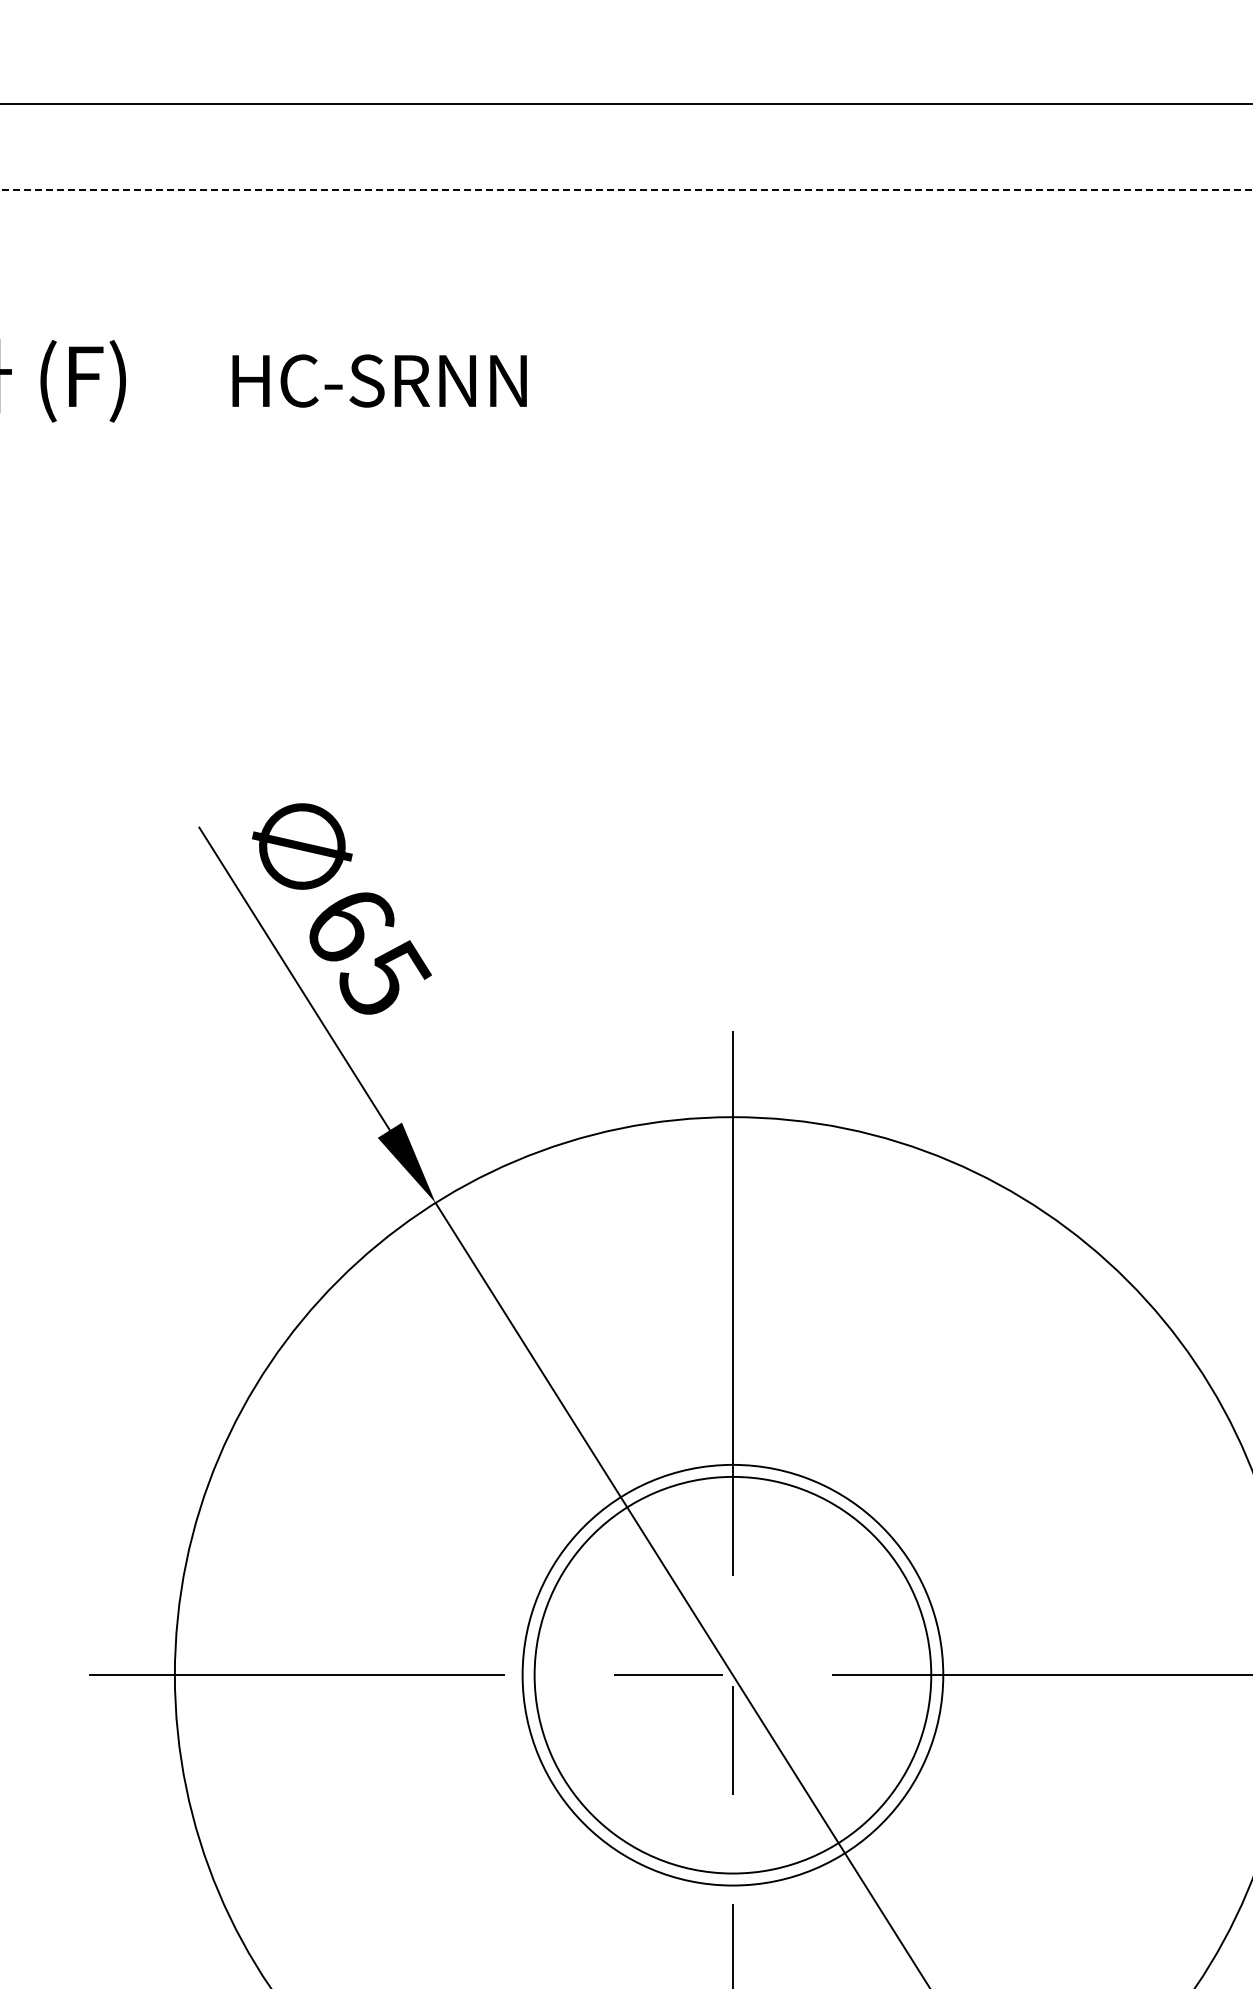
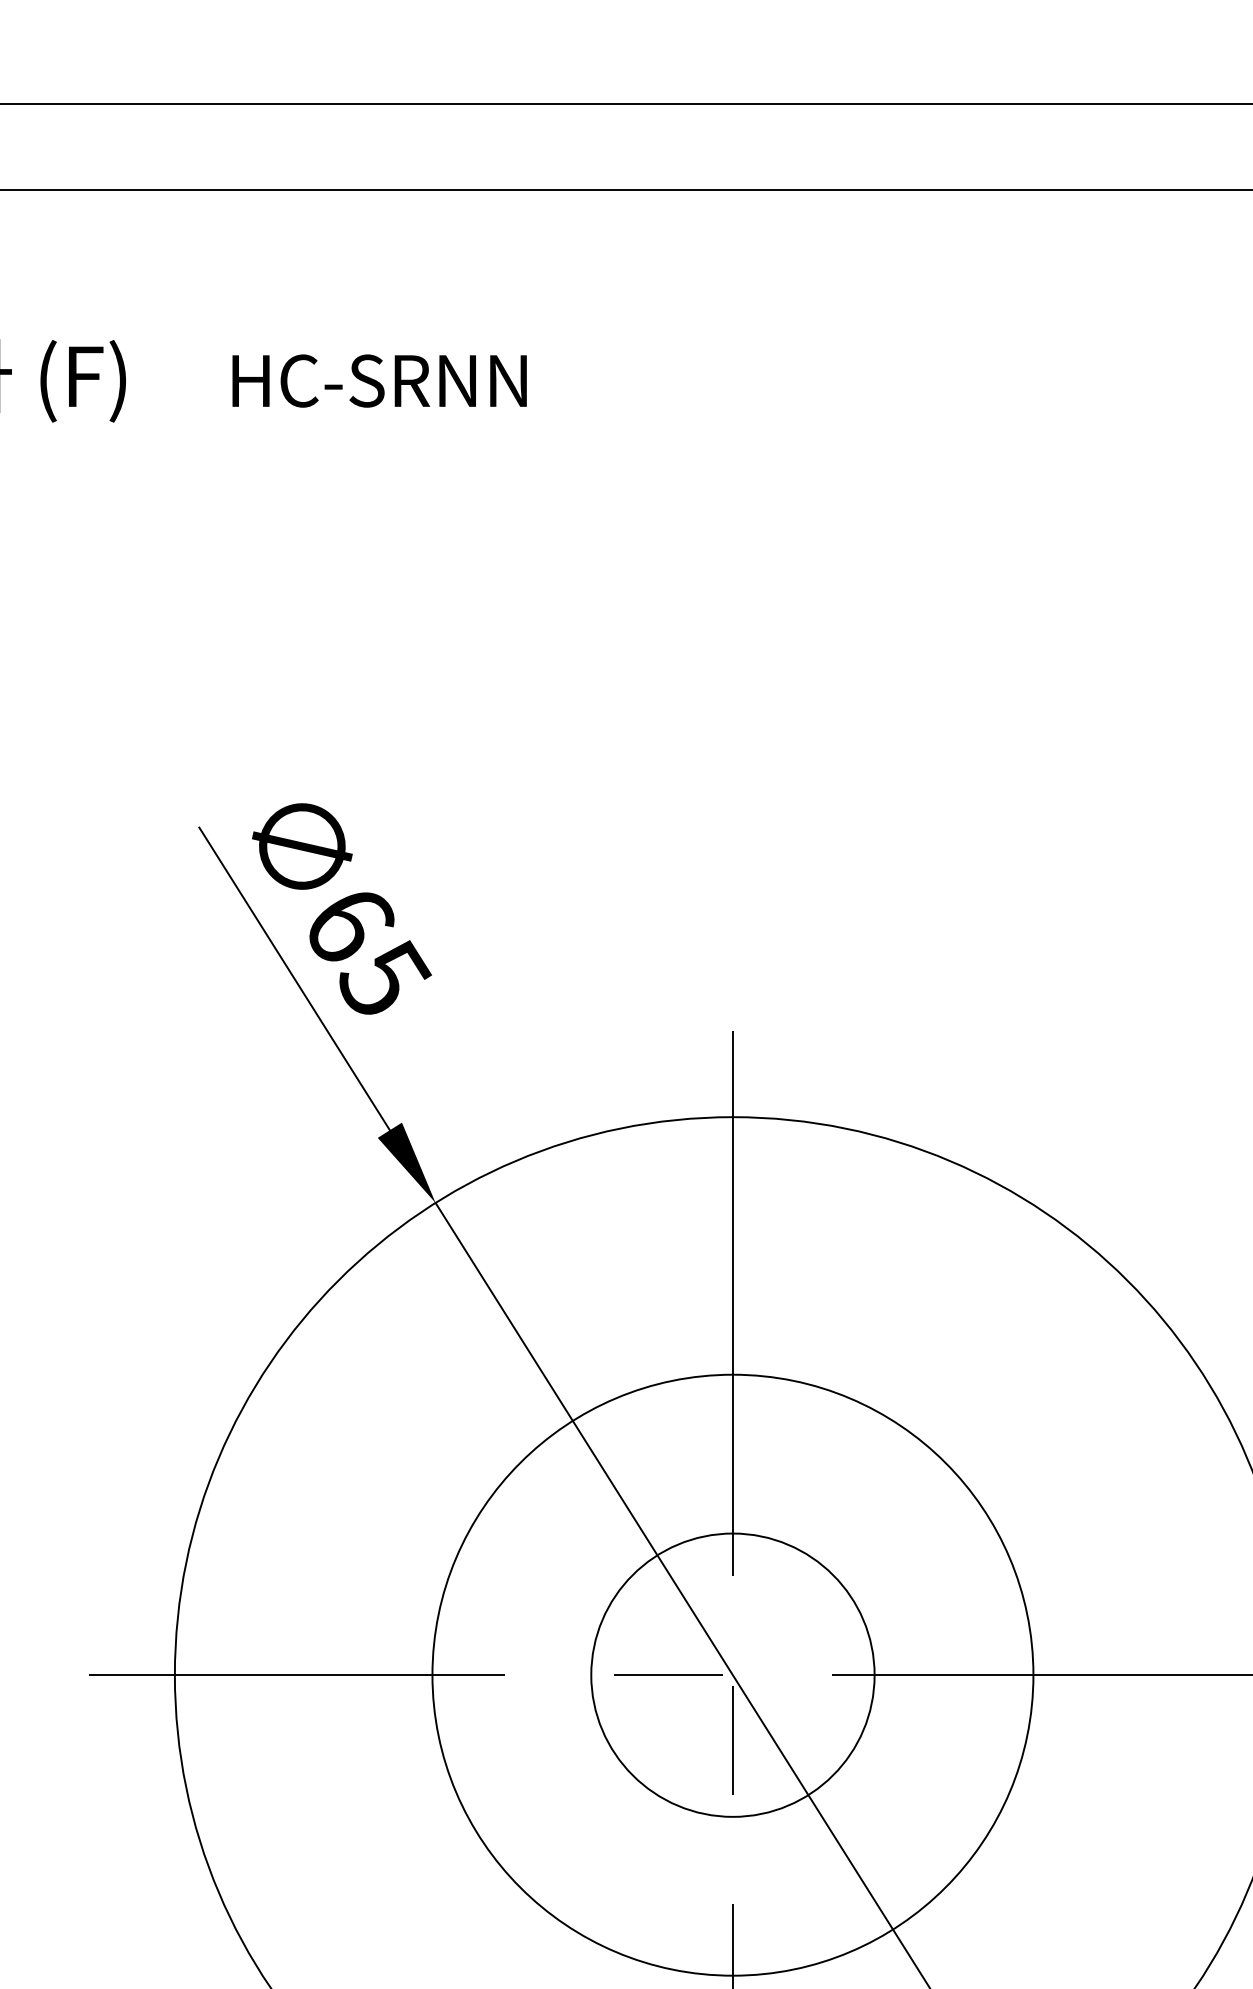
line: dashed -> solid (626, 189)
circle diameter: 397 px -> 283 px (732, 1674)
circle diameter: 421 px -> 601 px (732, 1674)
